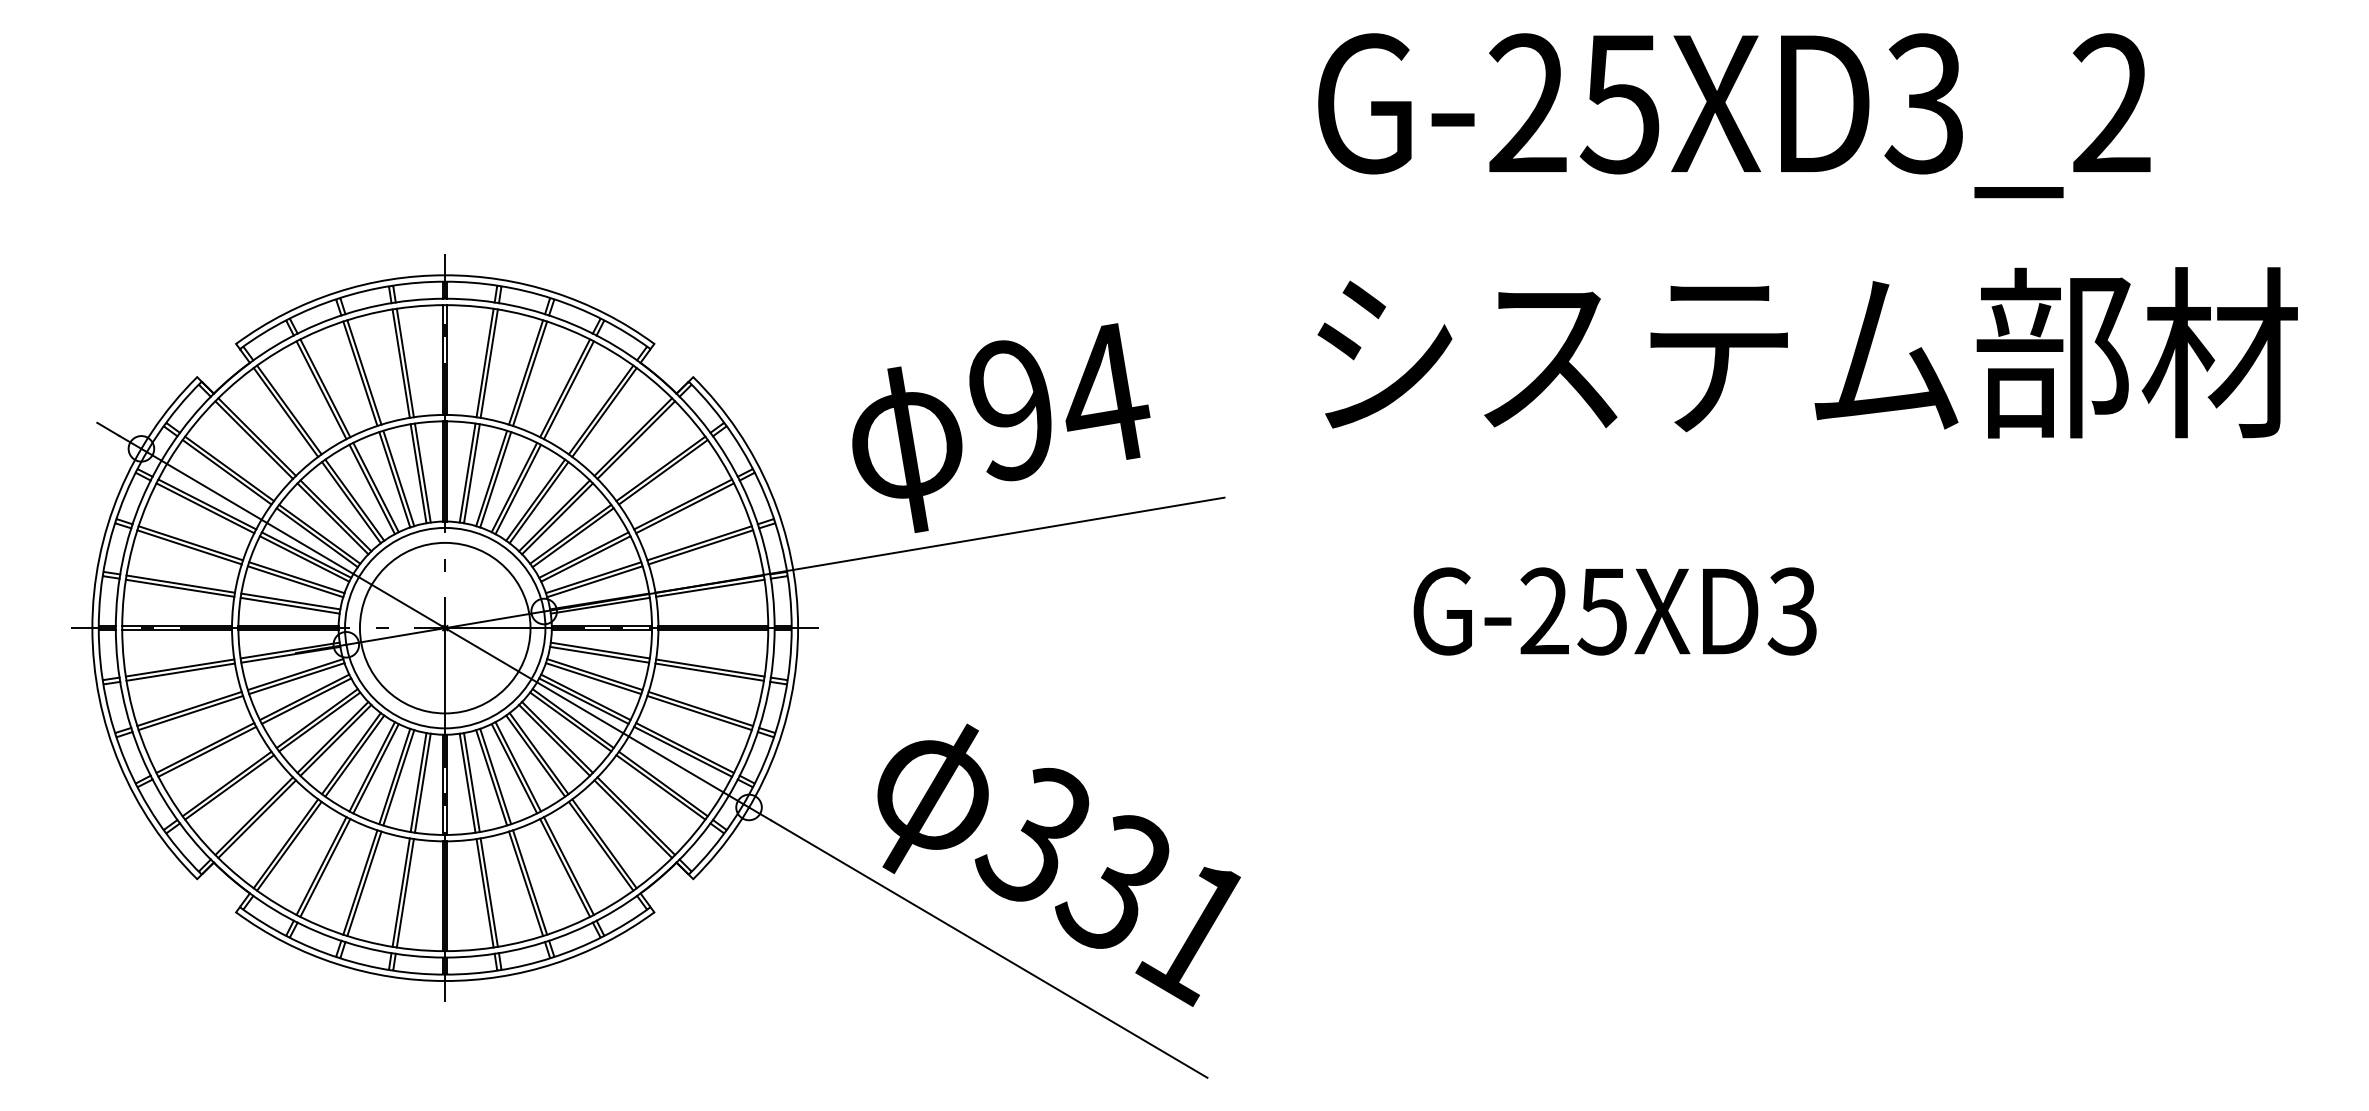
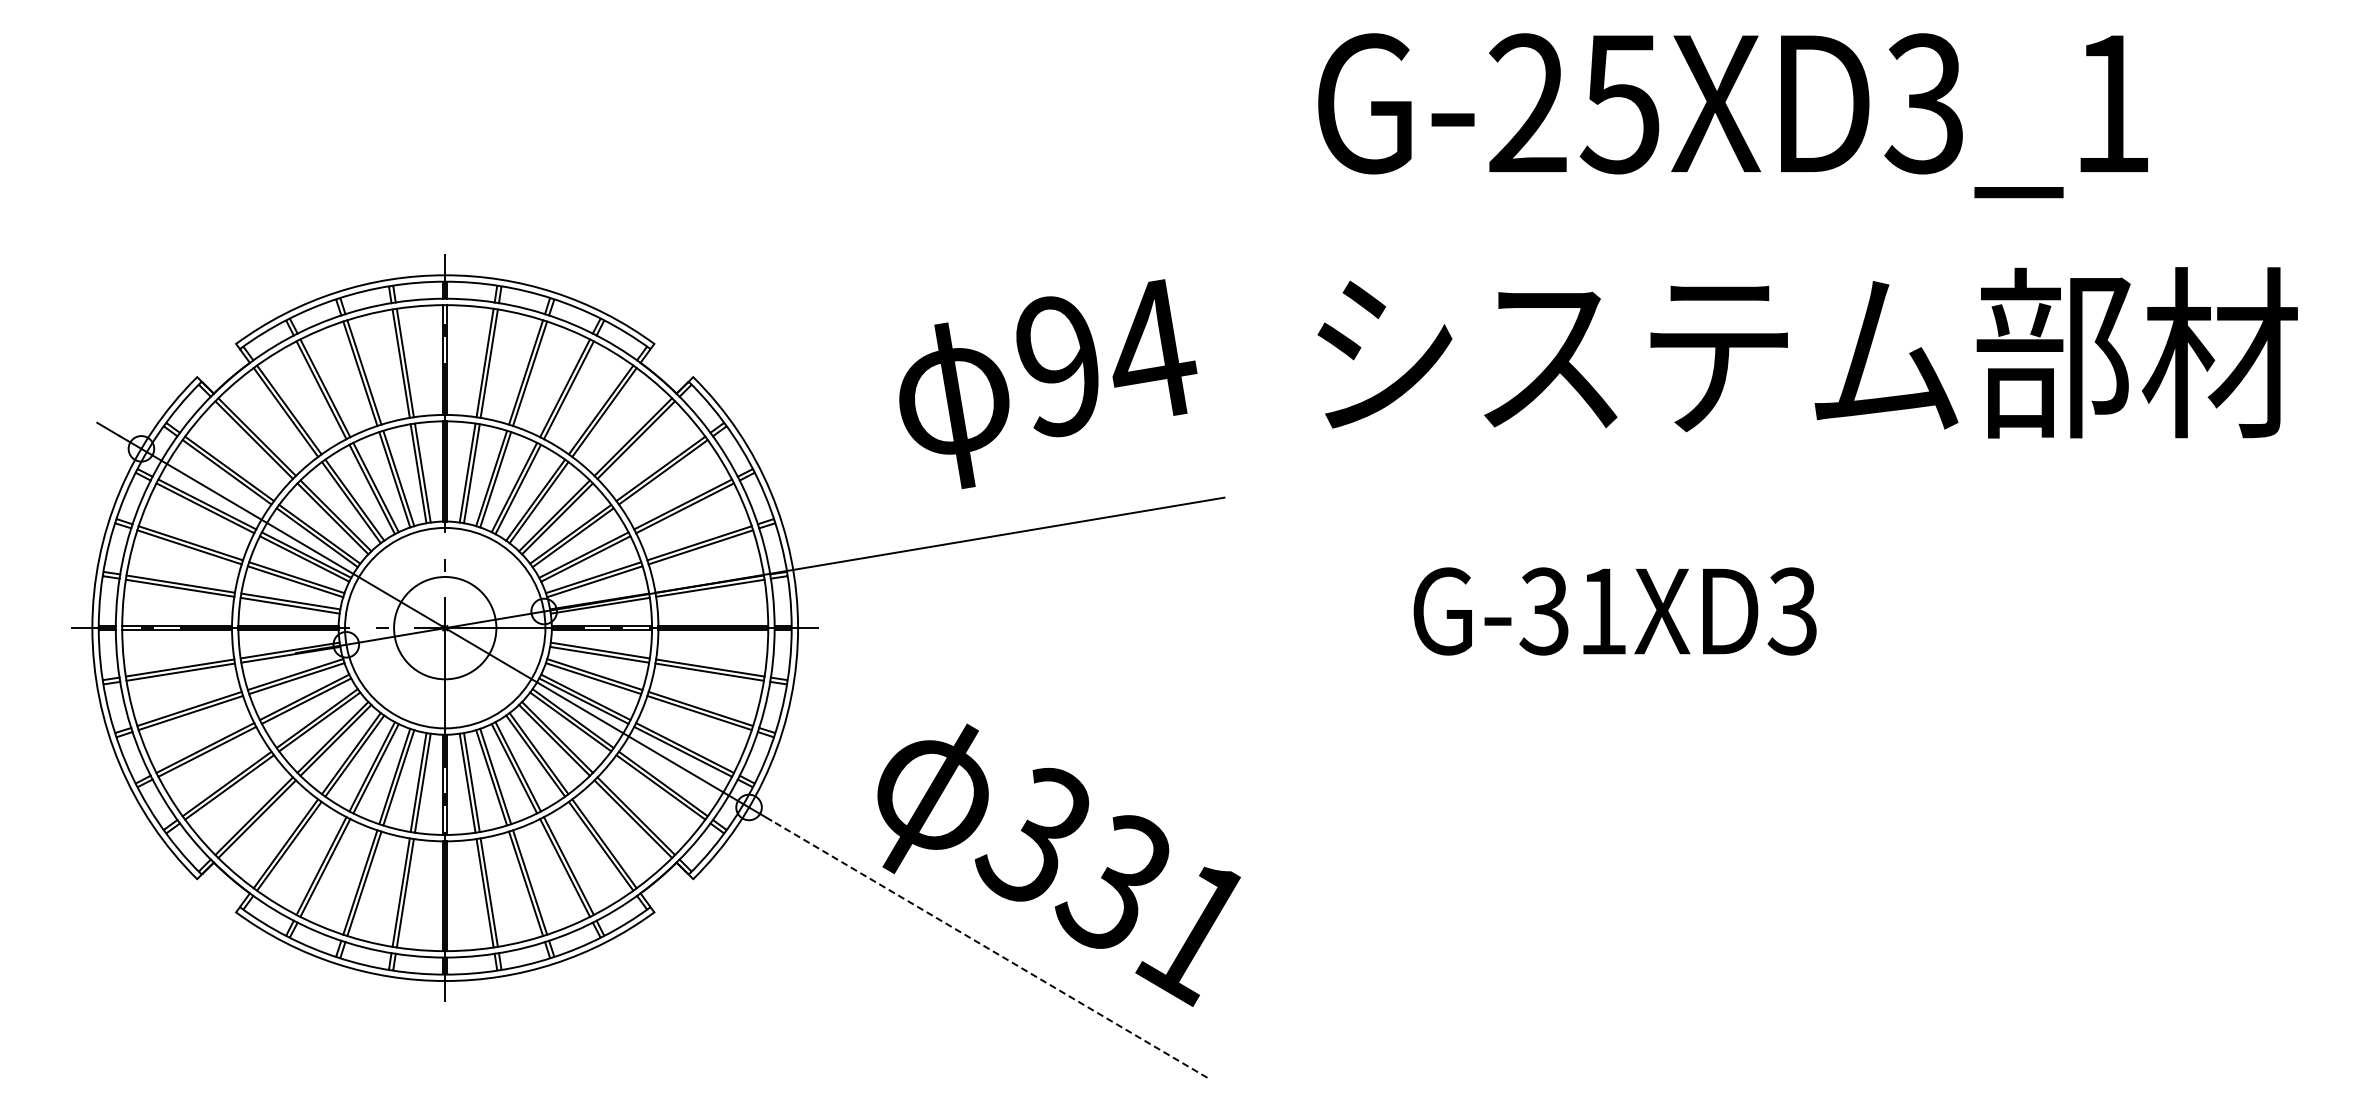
text: G-25XD3_2 -> G-25XD3_1 (2111, 102)
text position: (1001, 428) -> (1048, 384) (1048, 384)
text: G-25XD3 -> G-31XD3 (1572, 611)
circle diameter: 171 px -> 102 px (445, 627)
line: solid -> dashed (988, 948)
